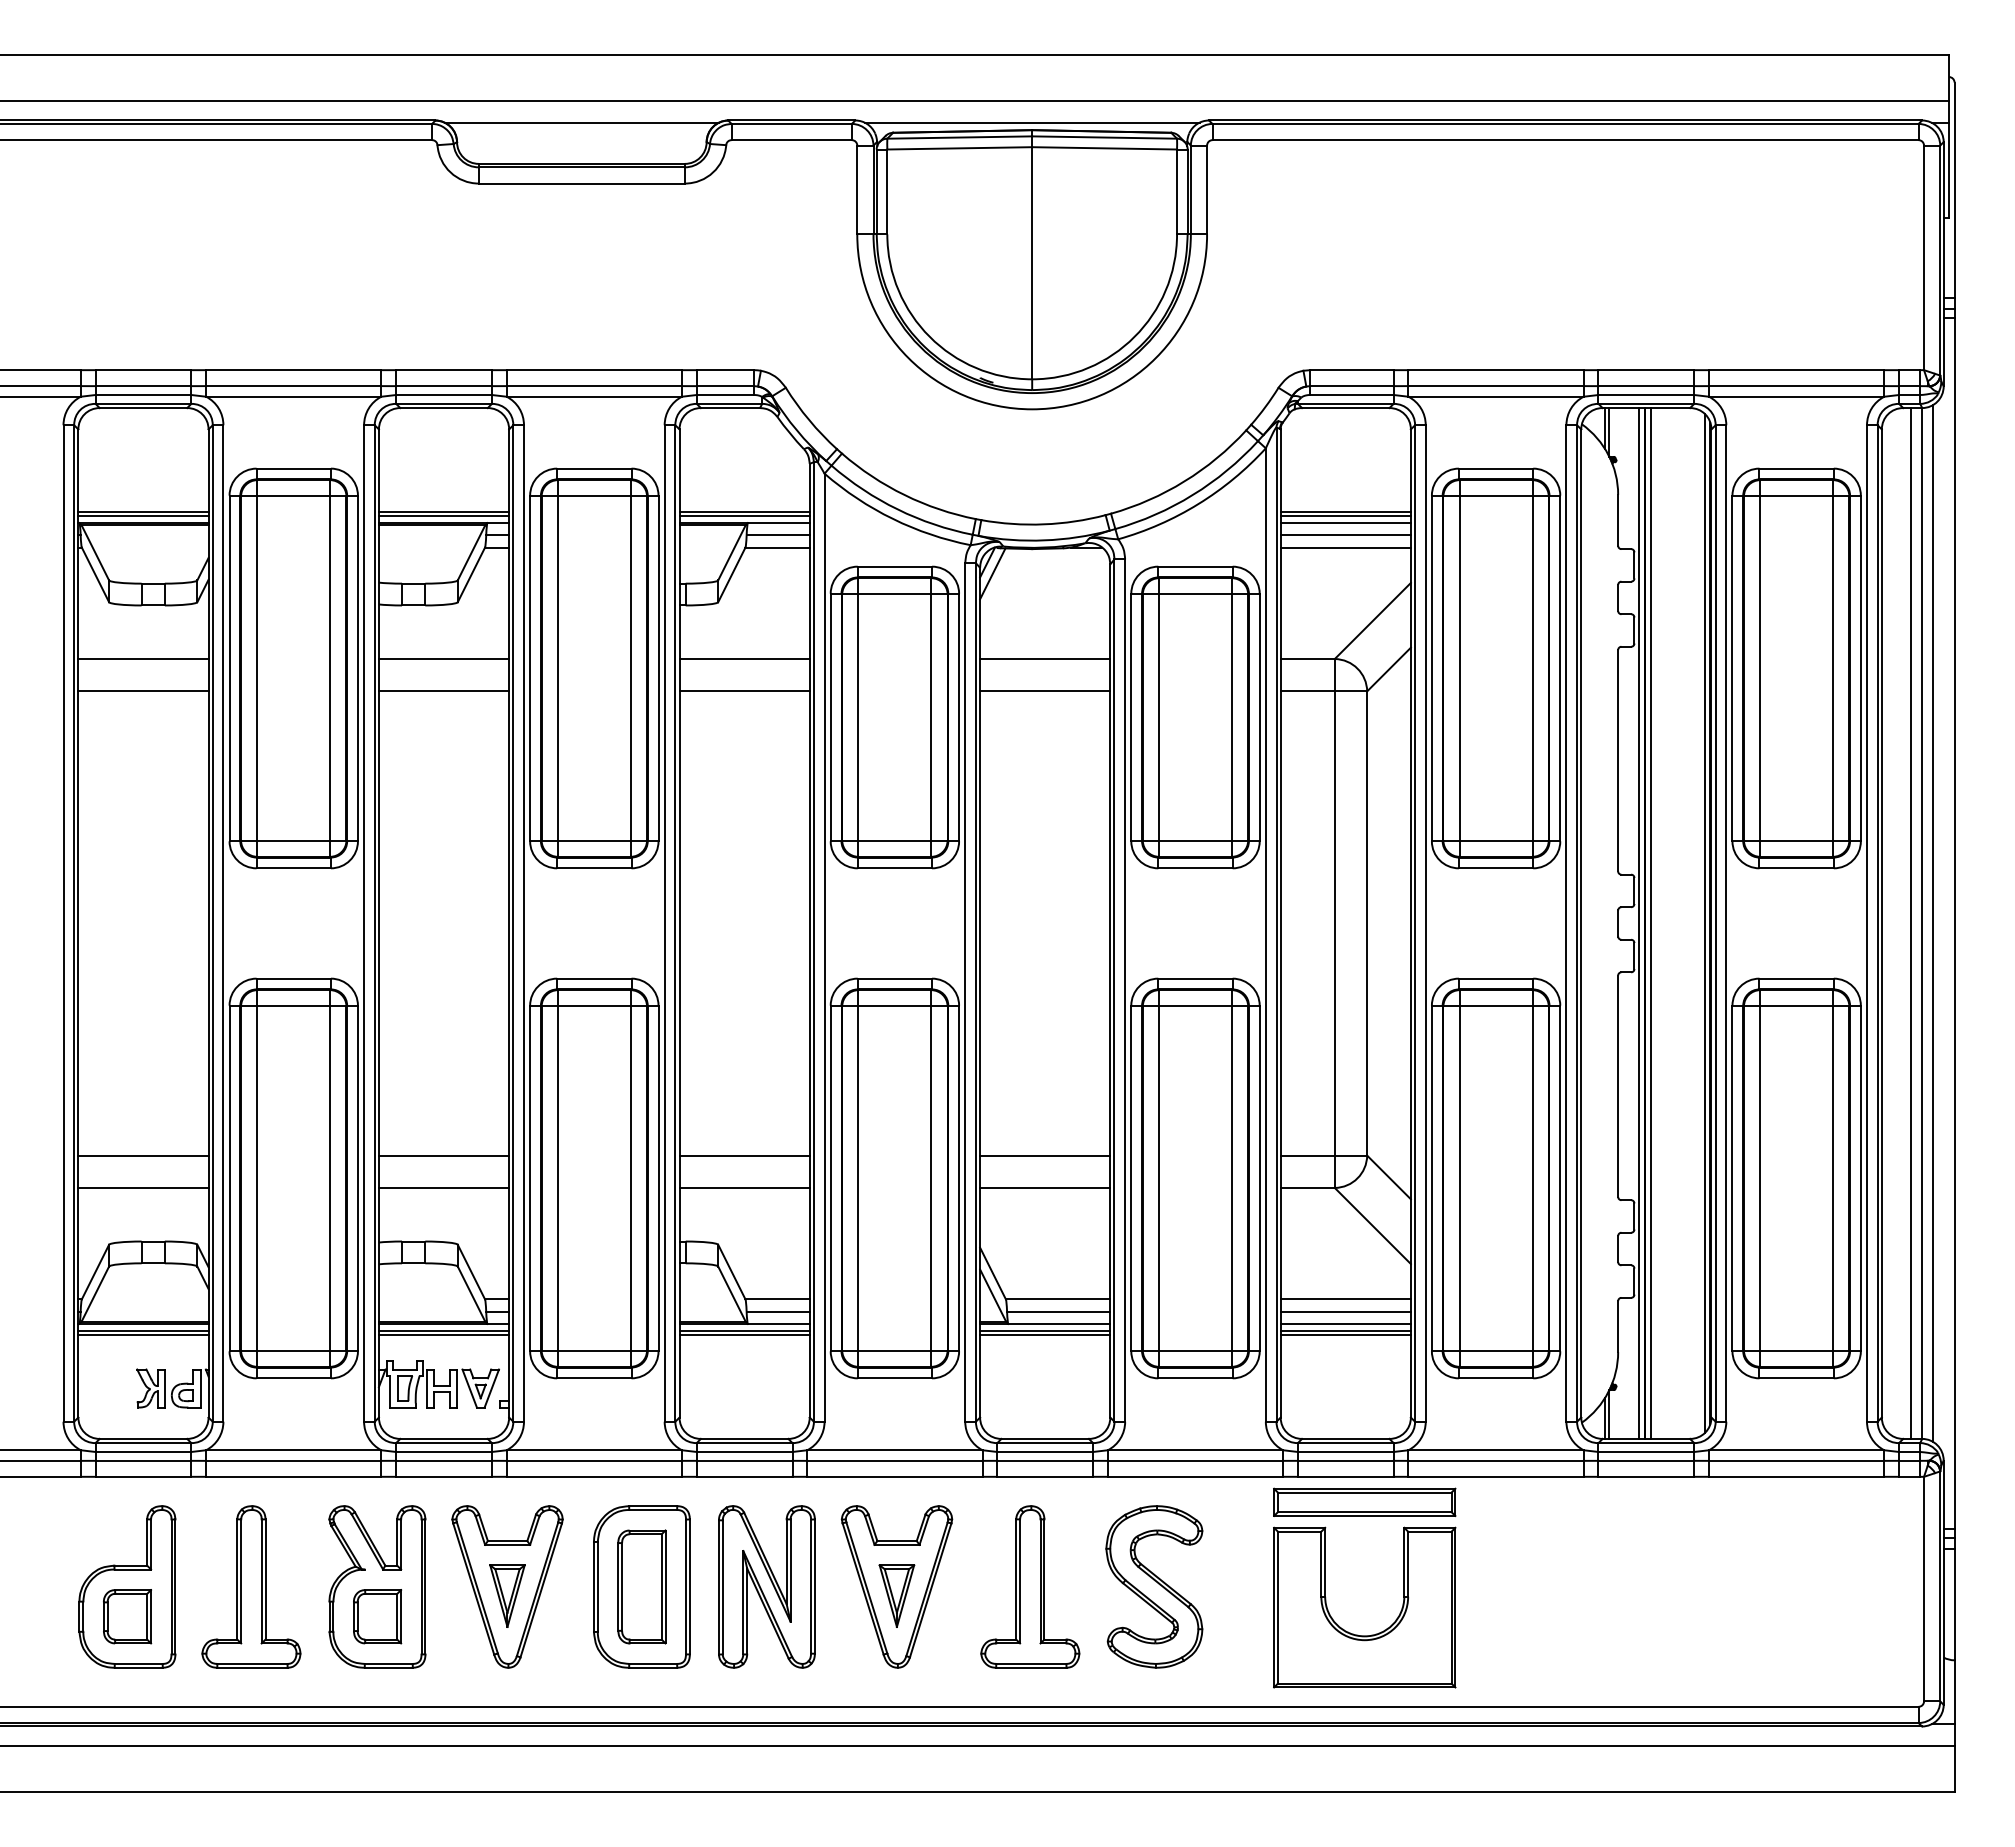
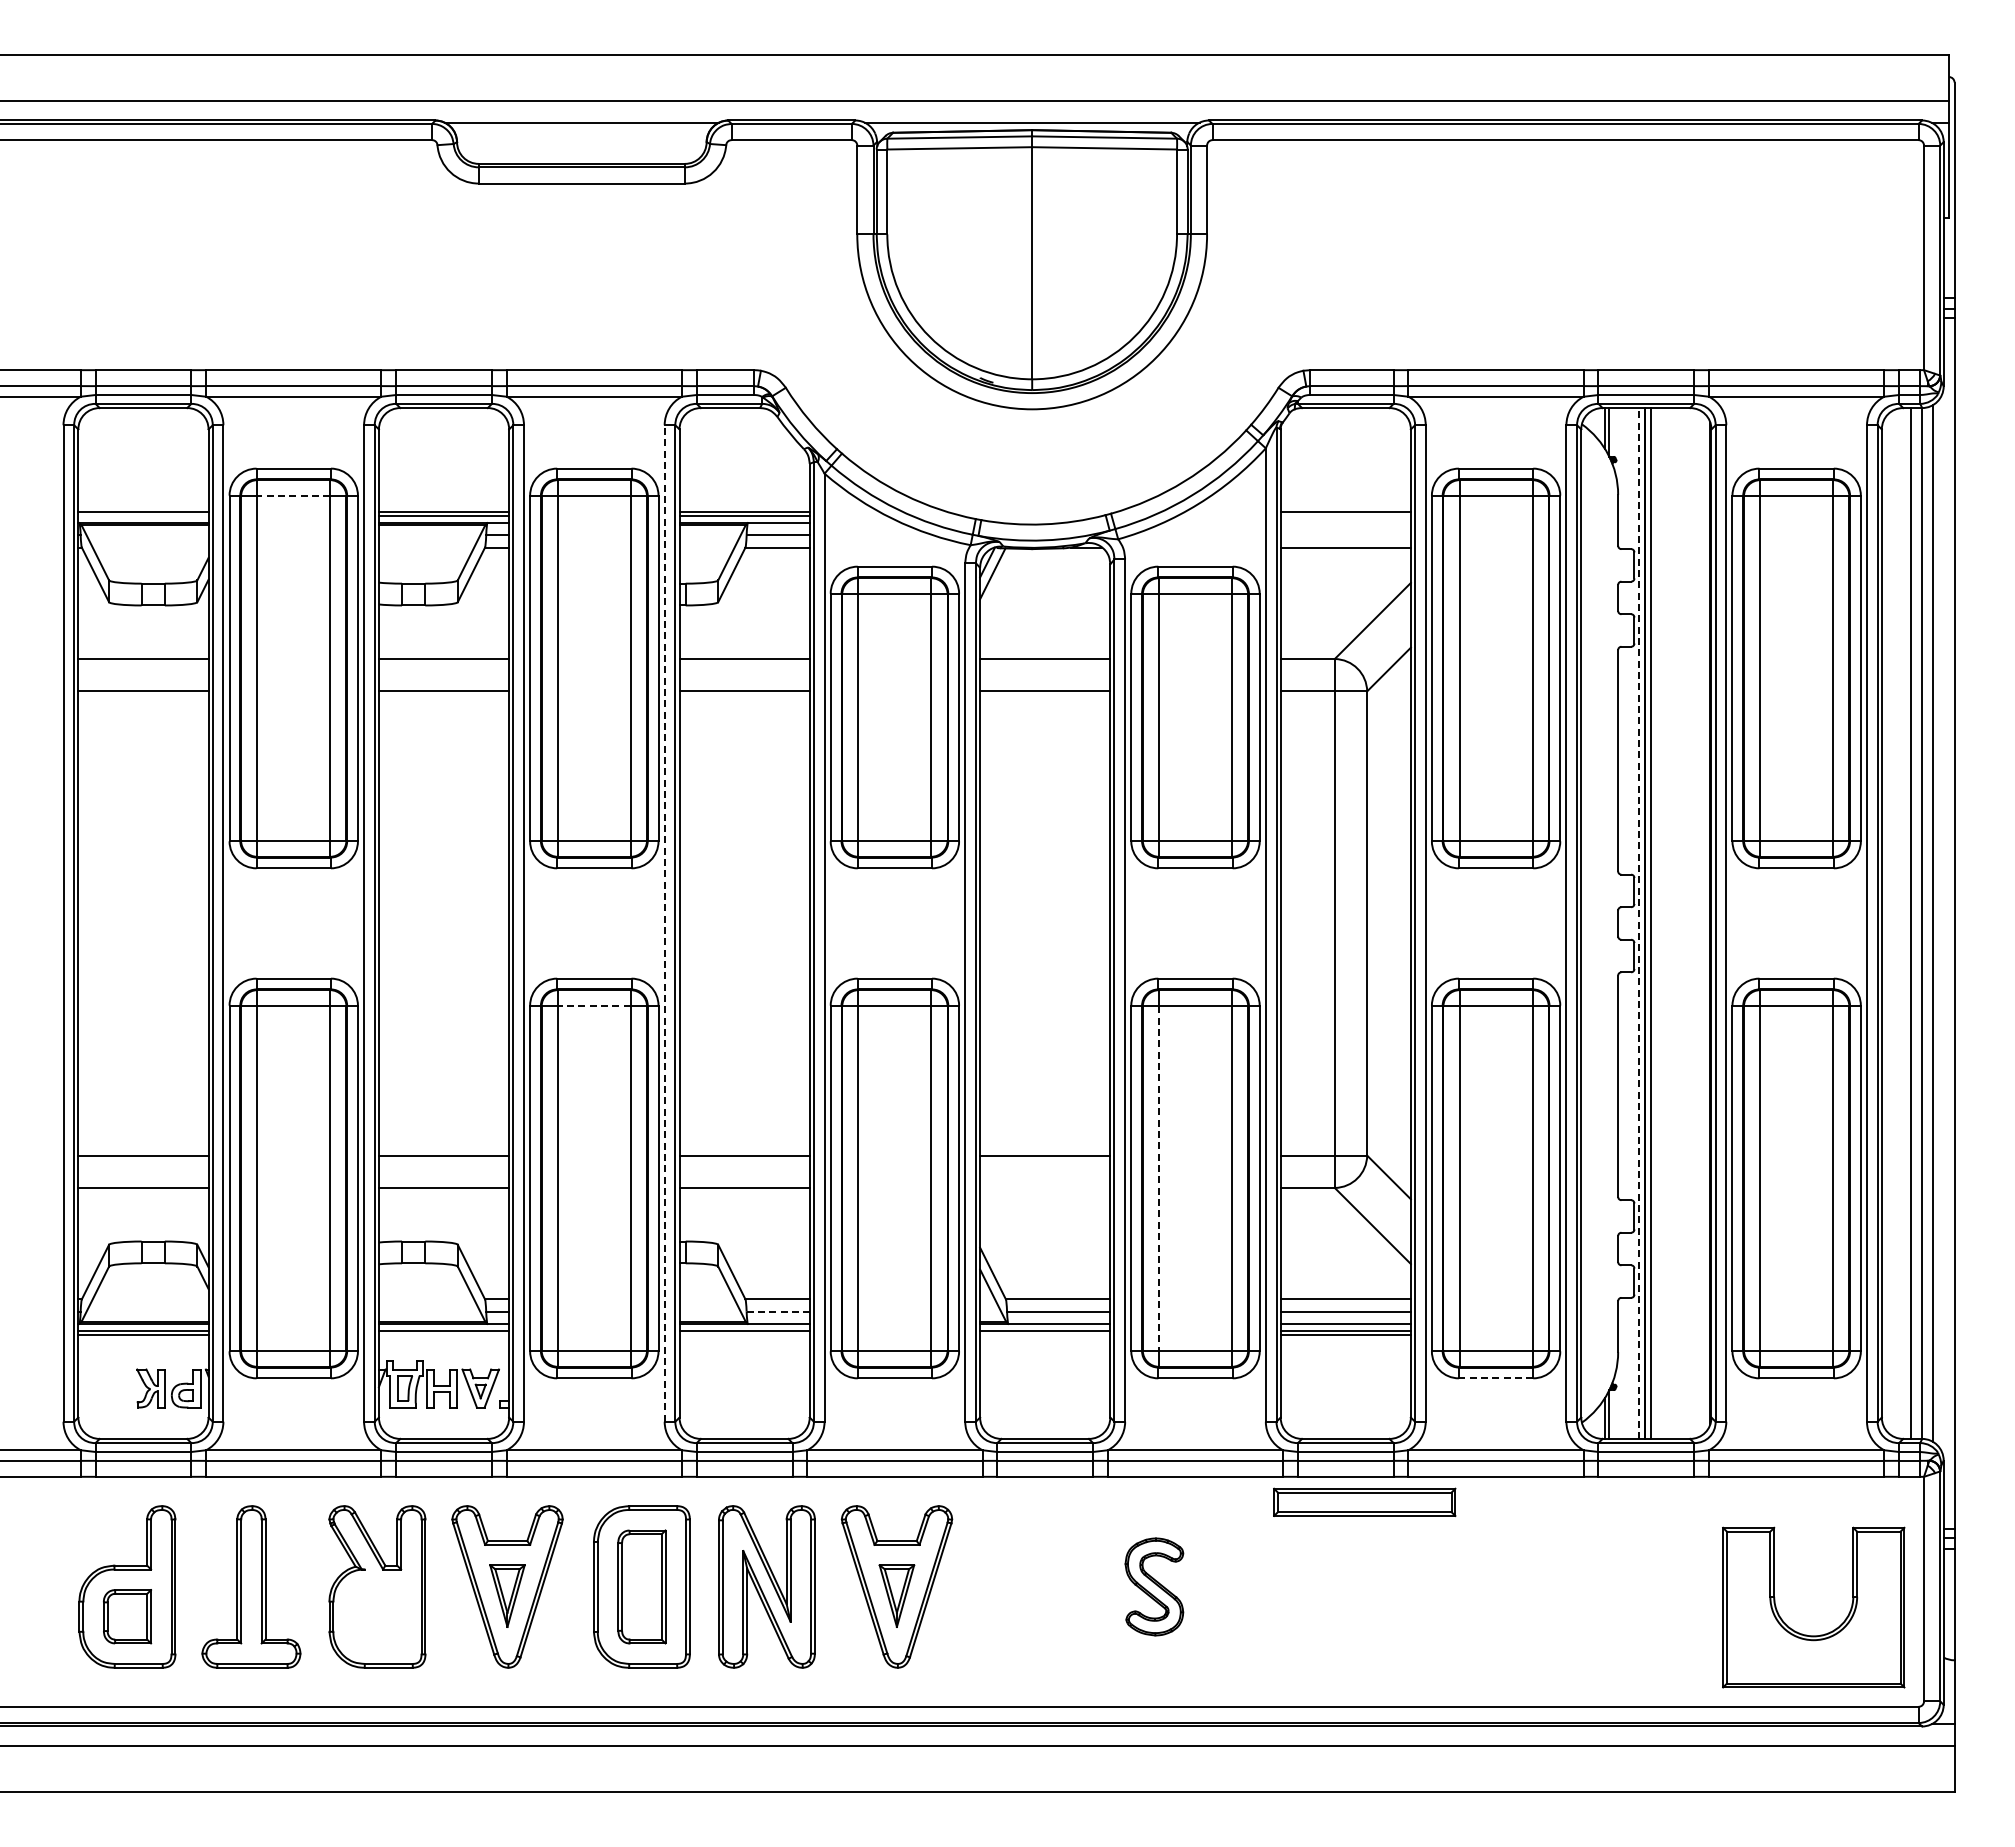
line: solid -> dashed (293, 496)
line: present -> none (143, 515)
line: present -> none (1345, 515)
line: present -> none (1345, 523)
line: present -> none (1345, 535)
line: solid -> dashed (664, 923)
line: solid -> dashed (1639, 923)
line: present -> none (1704, 923)
line: solid -> dashed (593, 1006)
line: solid -> dashed (1159, 1179)
line: present -> none (1045, 1187)
line: solid -> dashed (778, 1311)
line: present -> none (443, 1334)
line: present -> none (744, 1334)
line: present -> none (1045, 1334)
line: solid -> dashed (1495, 1378)
part: present -> none (1030, 1586)
part size: 99x164 px -> 61x100 px (1154, 1586)
part: present -> none (377, 1616)
part position: (1357, 1634) -> (1806, 1634) (1806, 1634)
